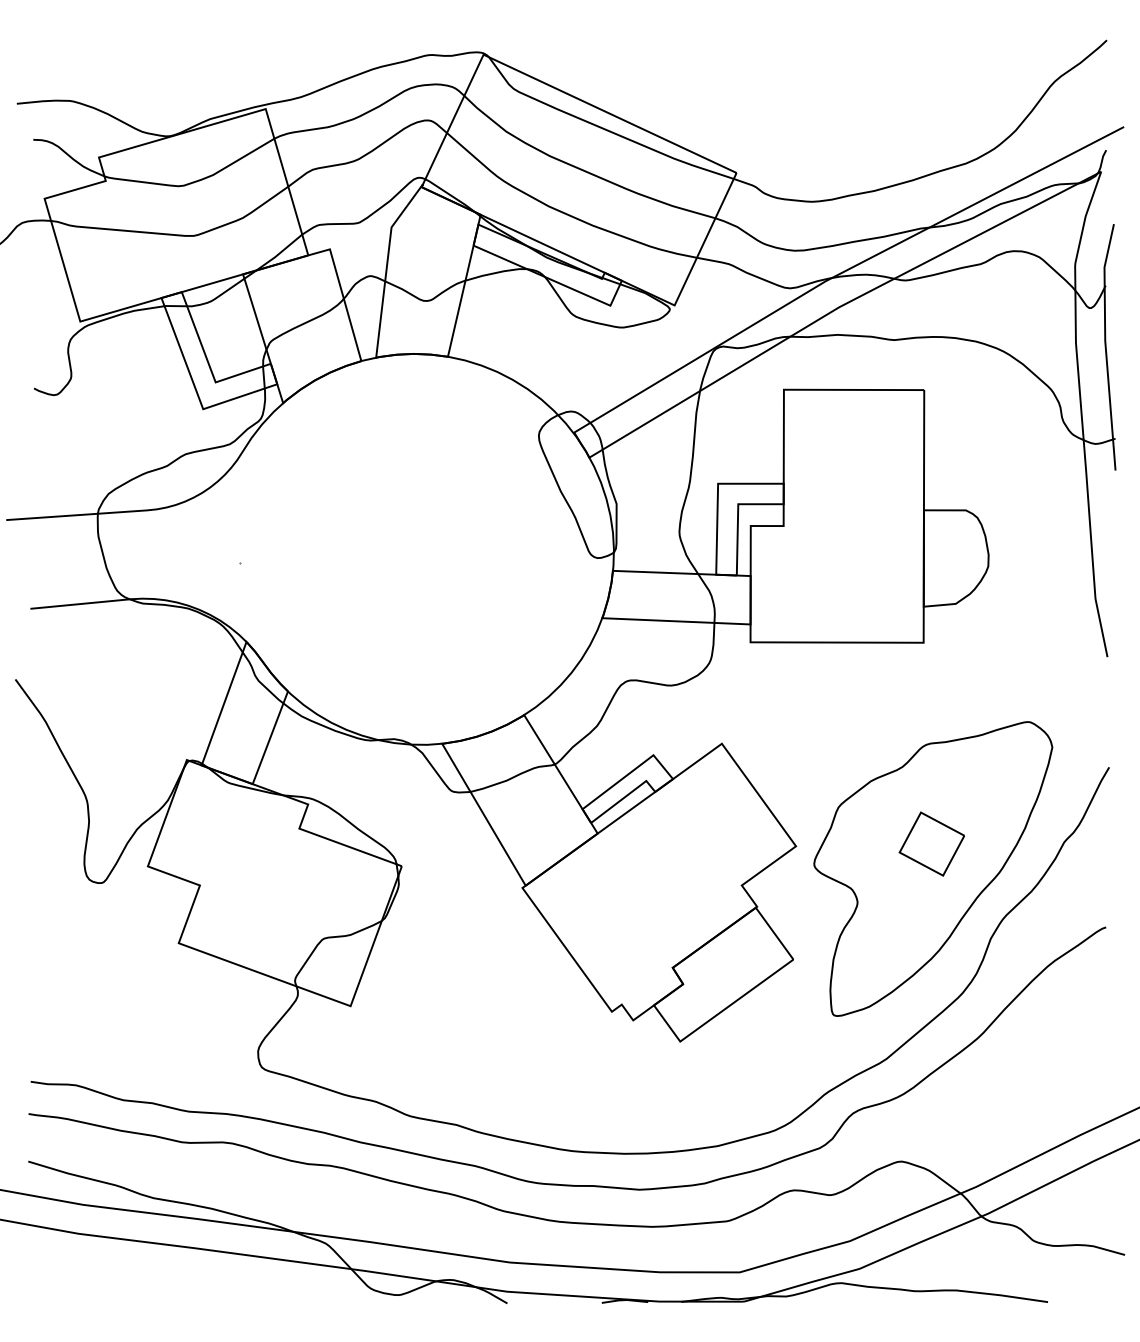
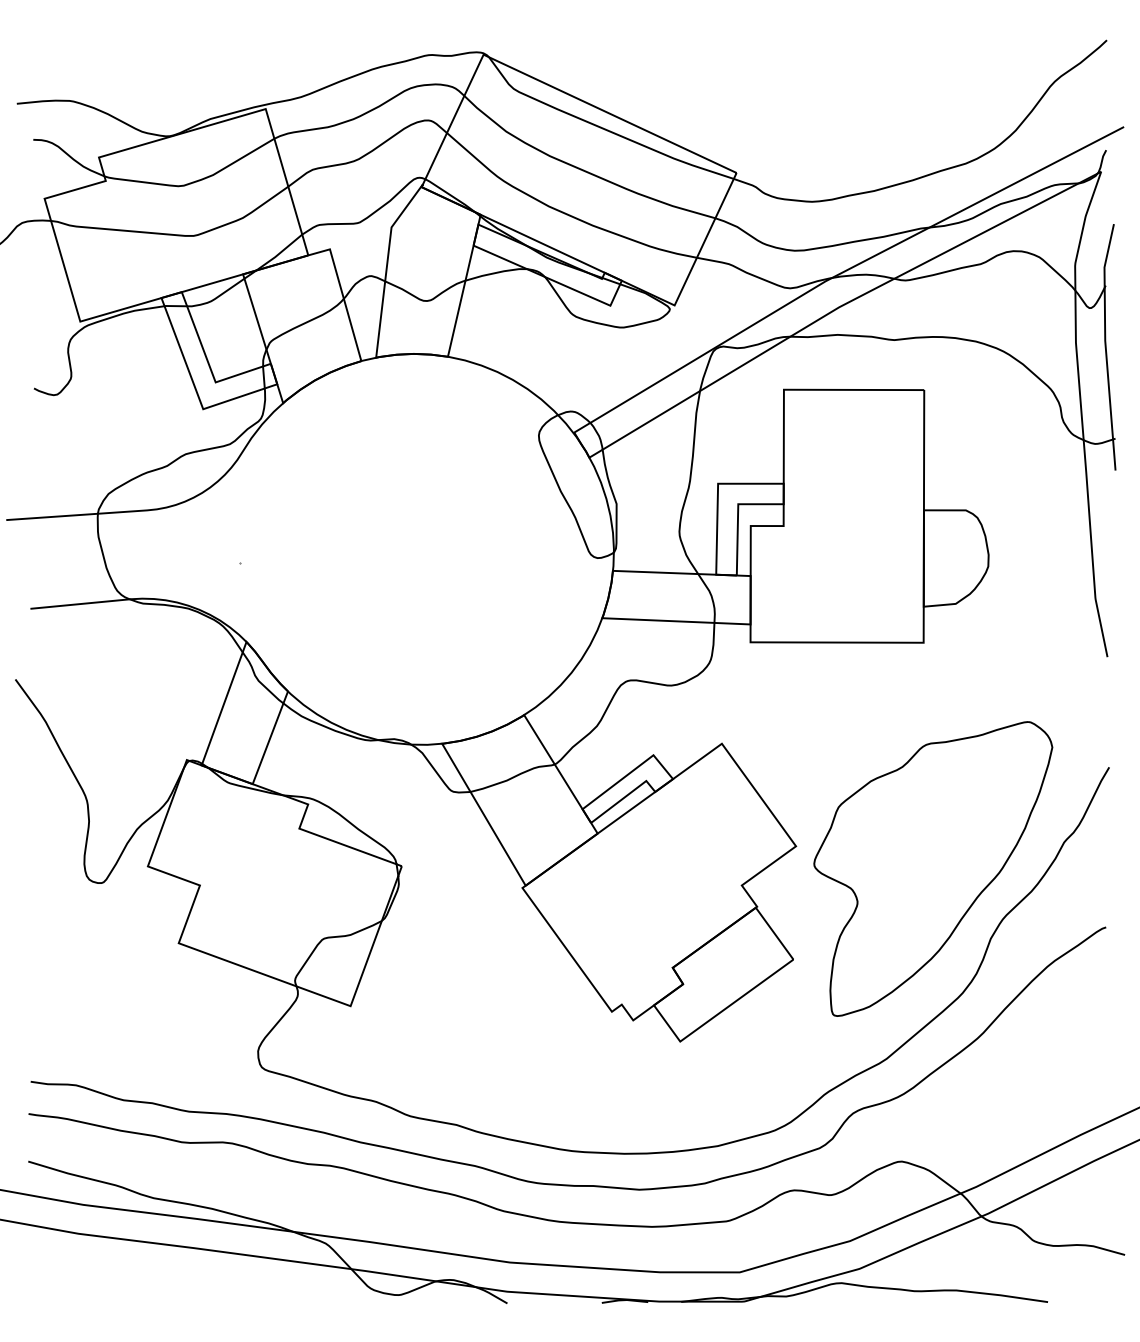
part: present -> none (931, 843)
